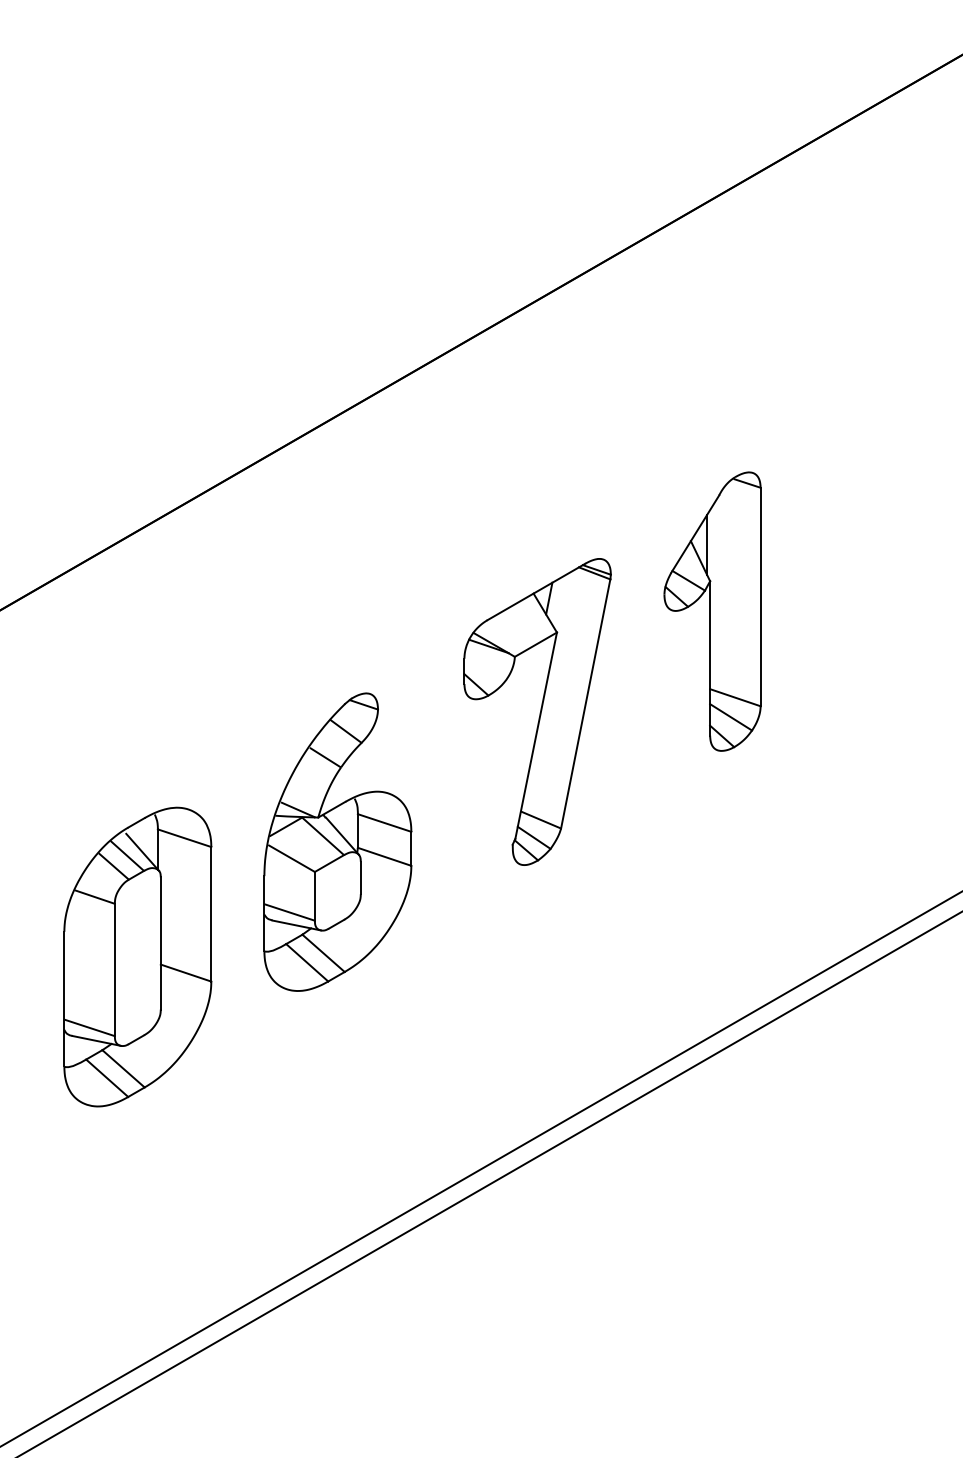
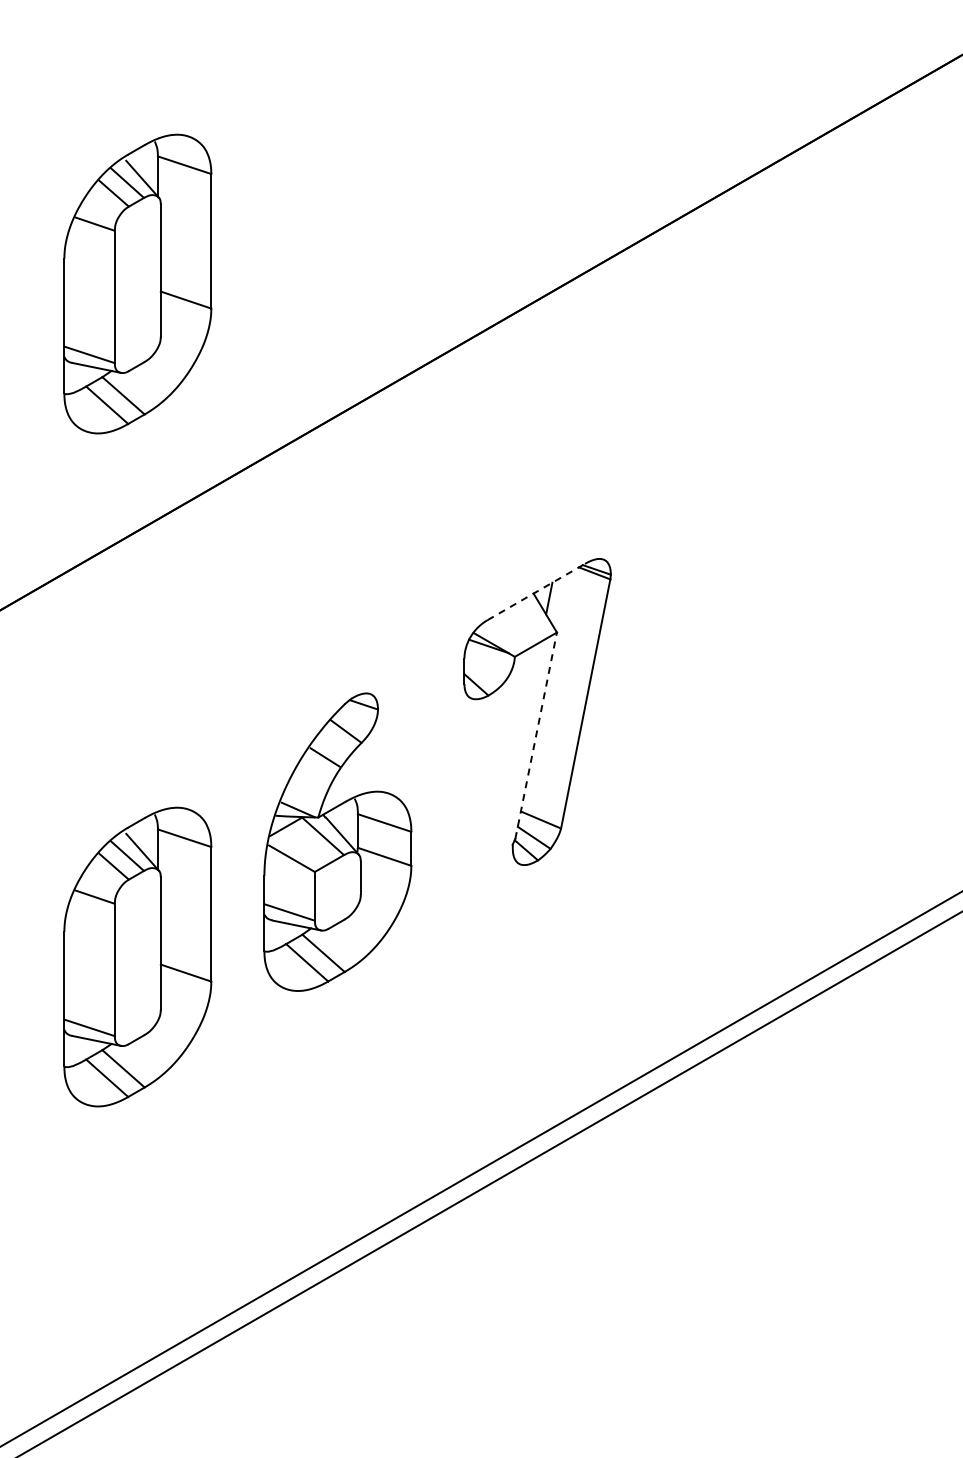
part: none -> present (137, 283)
line: solid -> dashed (536, 591)
part: present -> none (712, 611)
line: solid -> dashed (536, 735)
